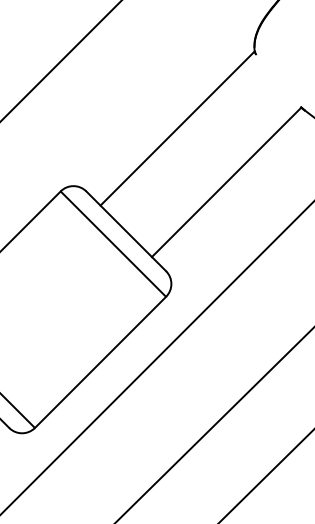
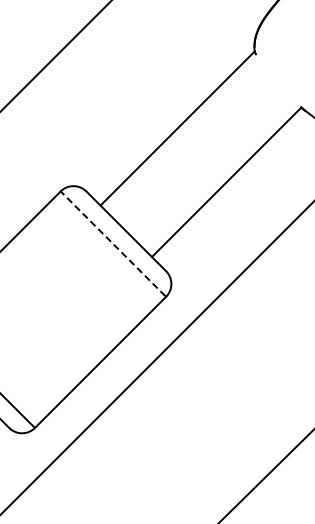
line position: (60, 60) -> (55, 56) (55, 56)
line: solid -> dashed (113, 244)
line: present -> none (214, 424)
